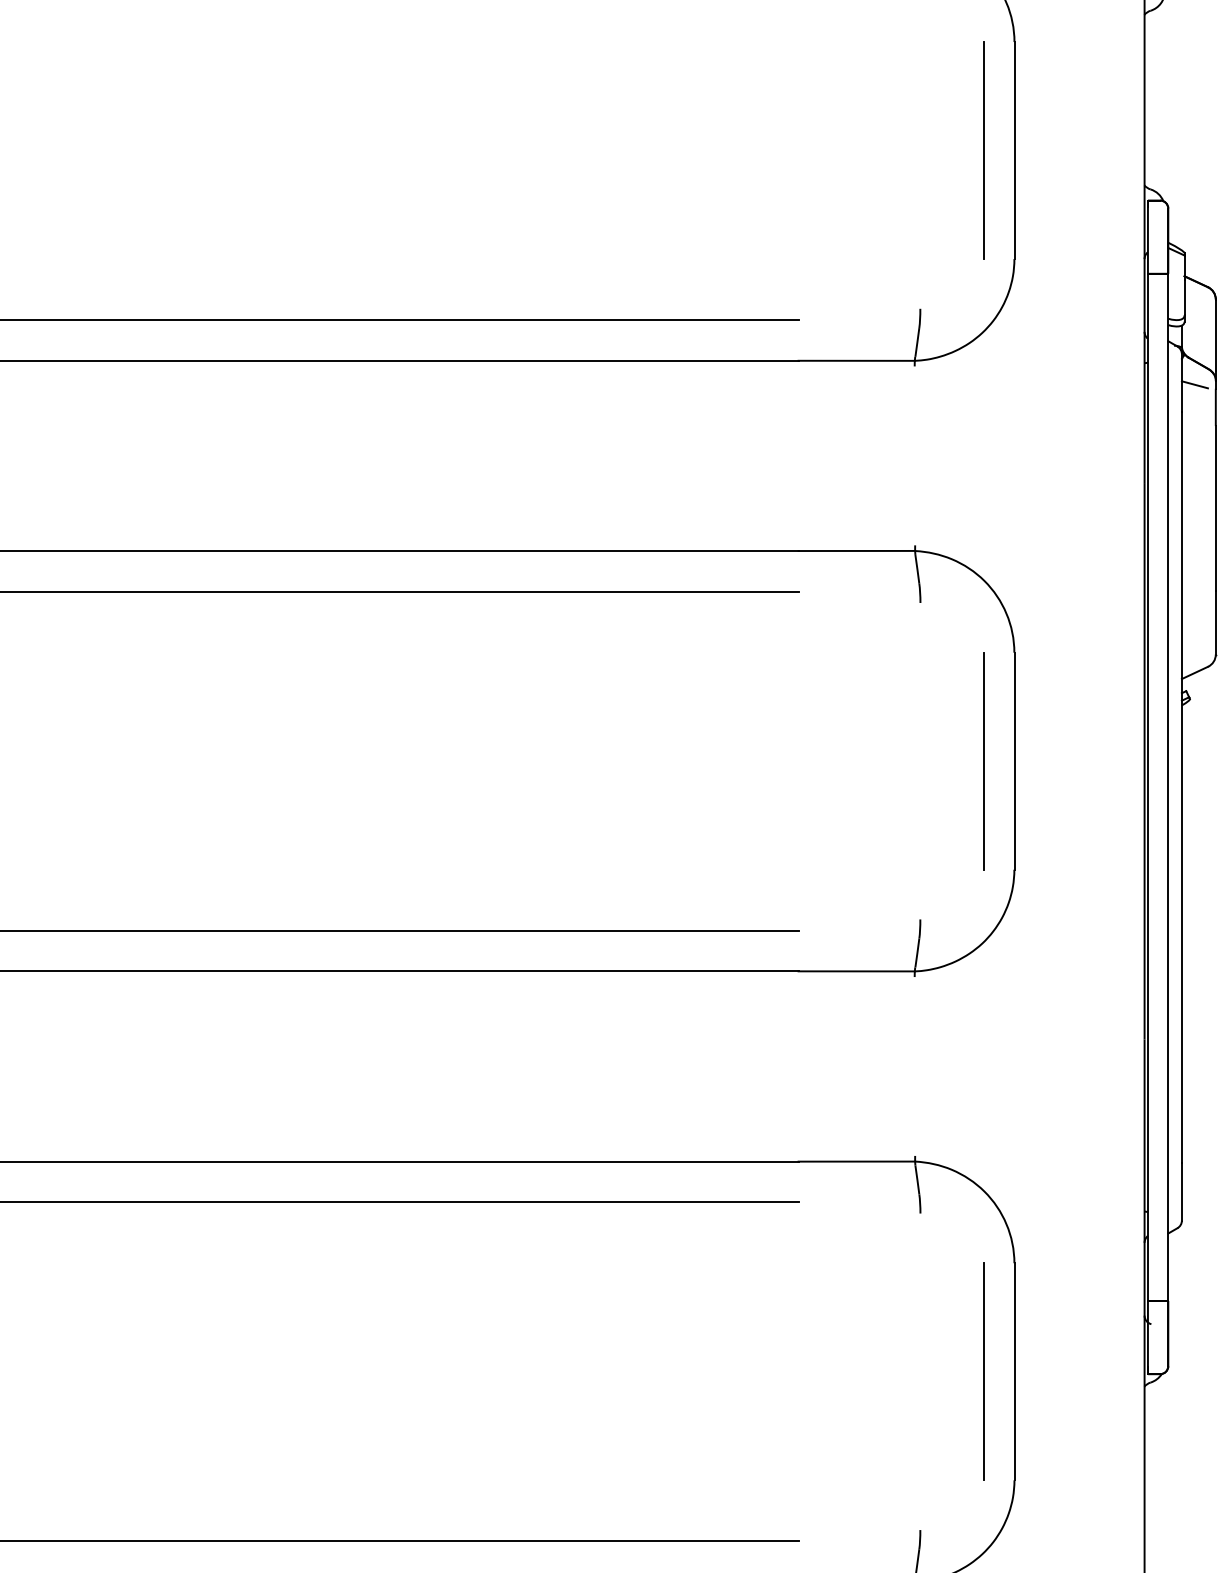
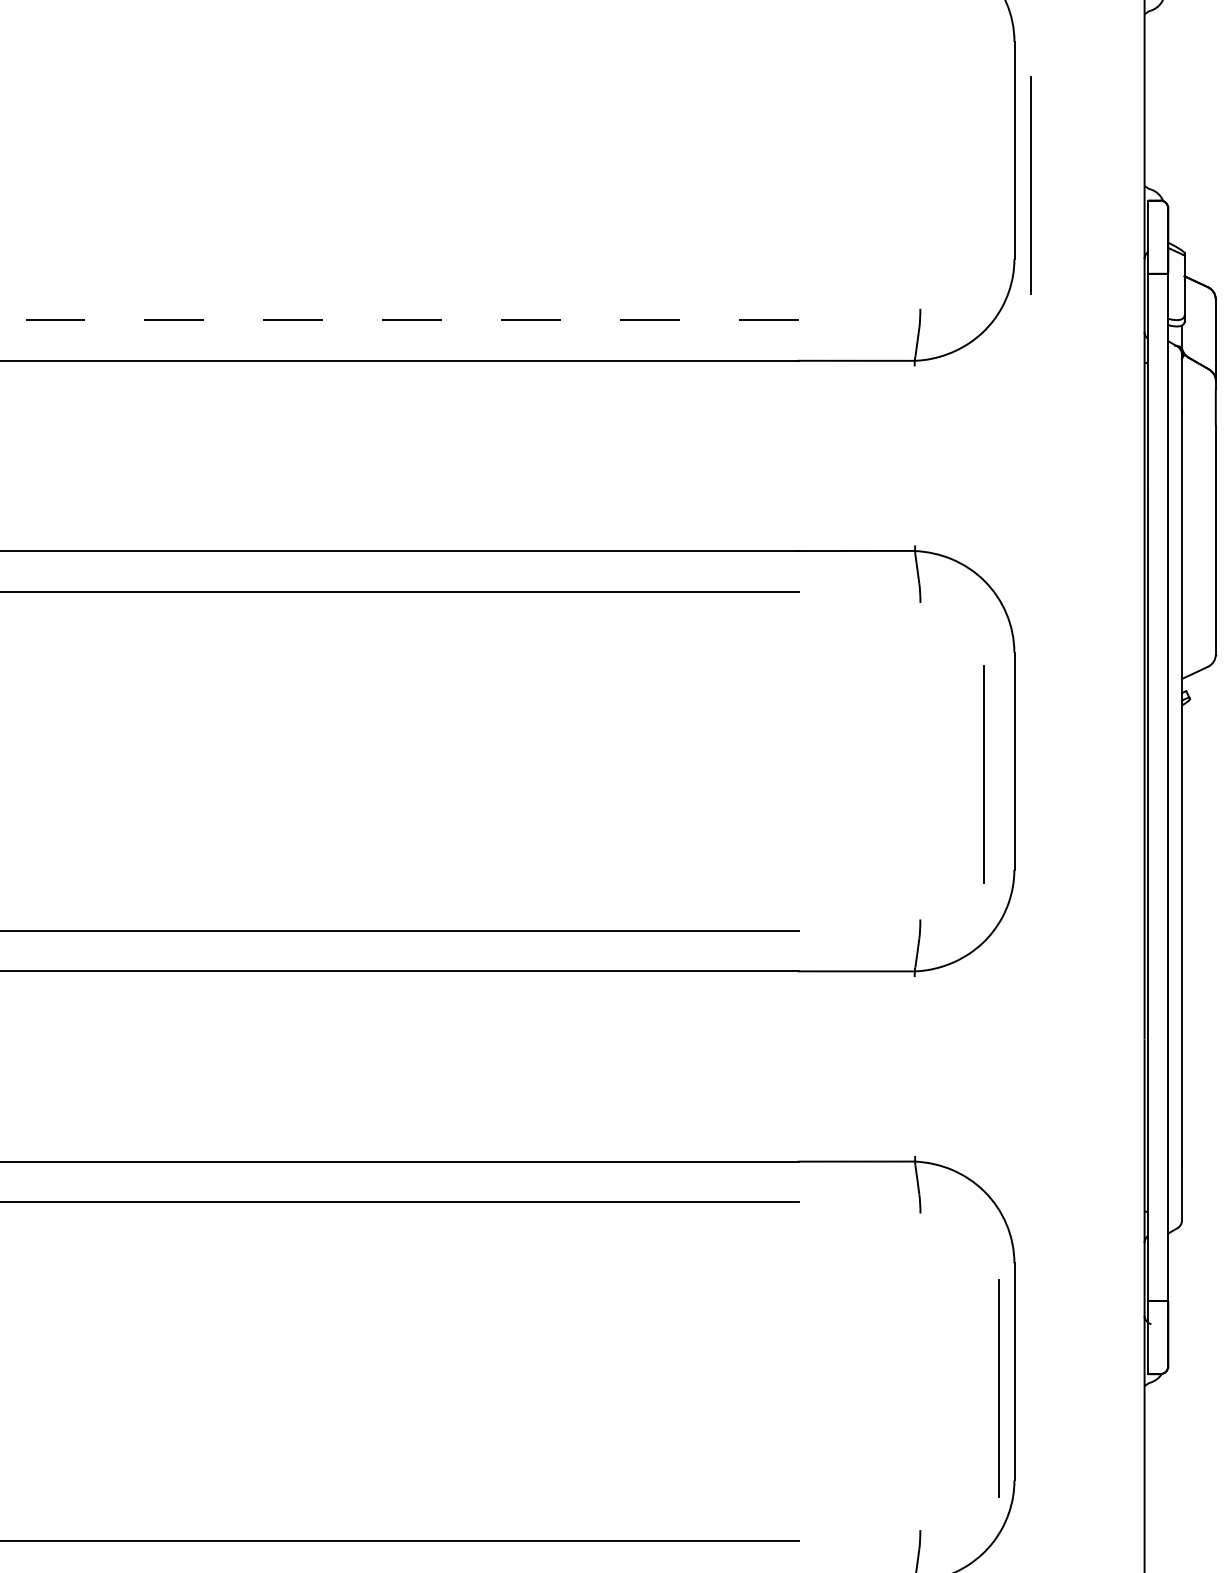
line position: (983, 150) -> (1030, 185) (1030, 185)
line: solid -> dashed (399, 320)
line: present -> none (1194, 384)
line position: (983, 761) -> (983, 774) (983, 774)
line position: (983, 1371) -> (998, 1388) (998, 1388)
